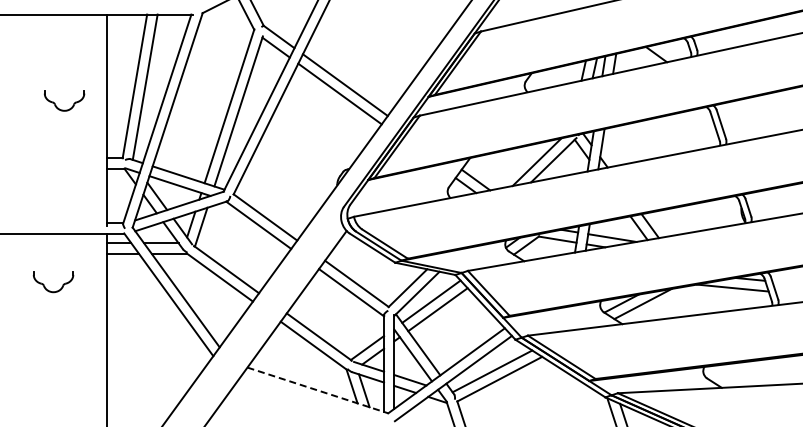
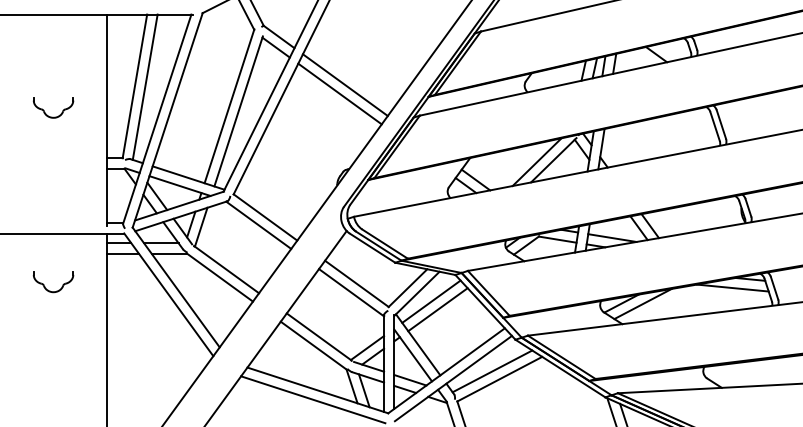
part position: (64, 109) -> (53, 116) (53, 116)
line: dashed -> solid (318, 390)
line: none -> present (313, 399)
